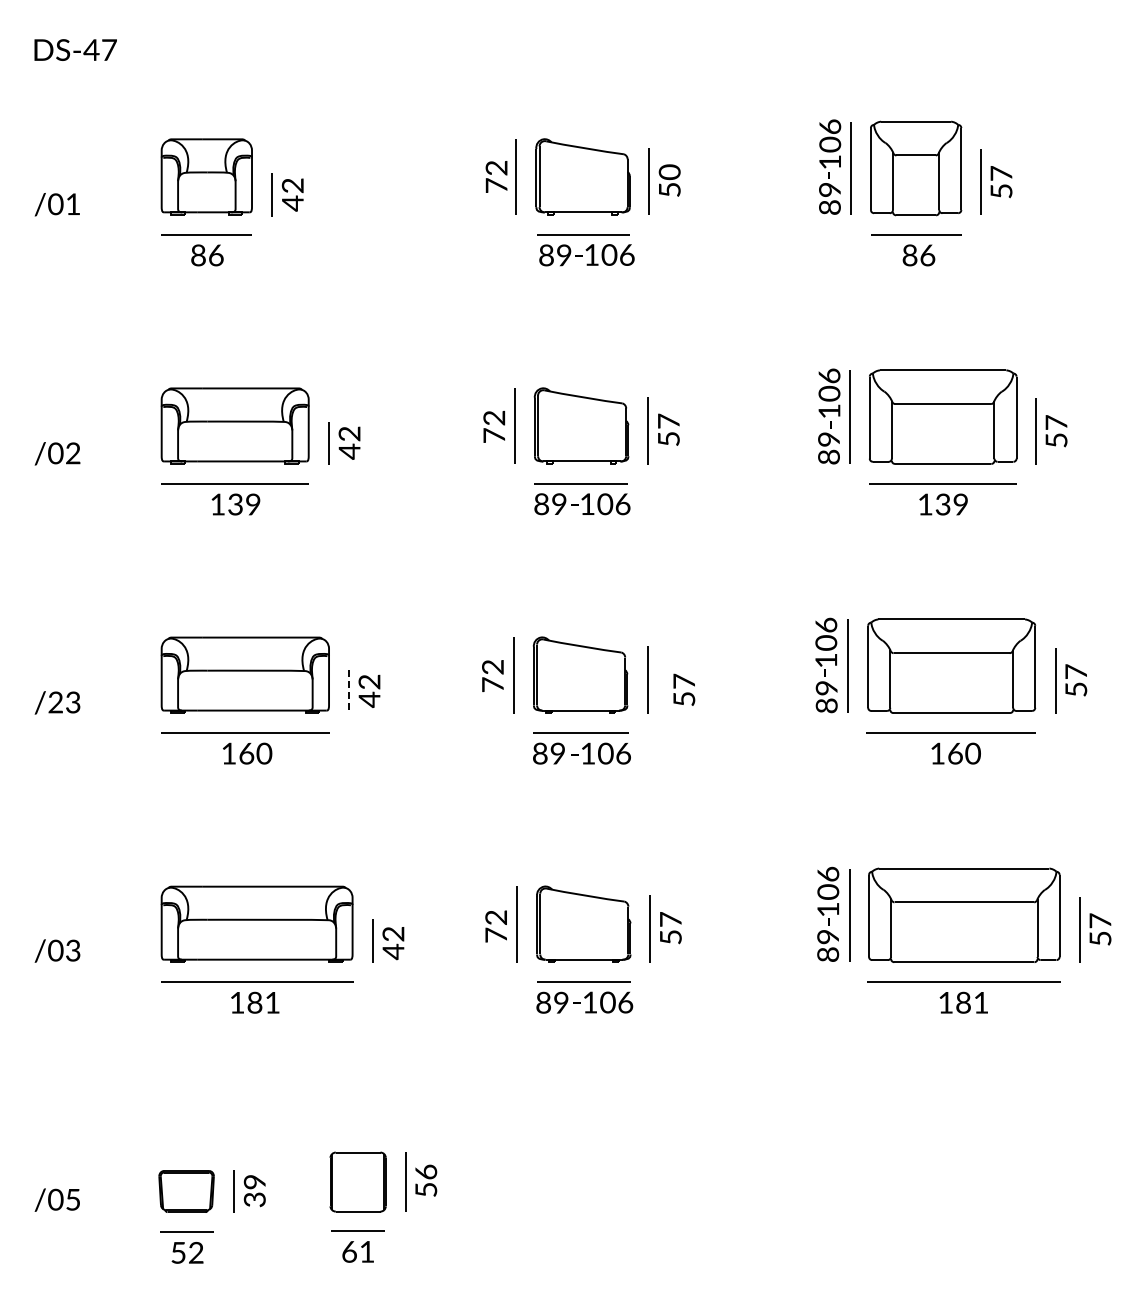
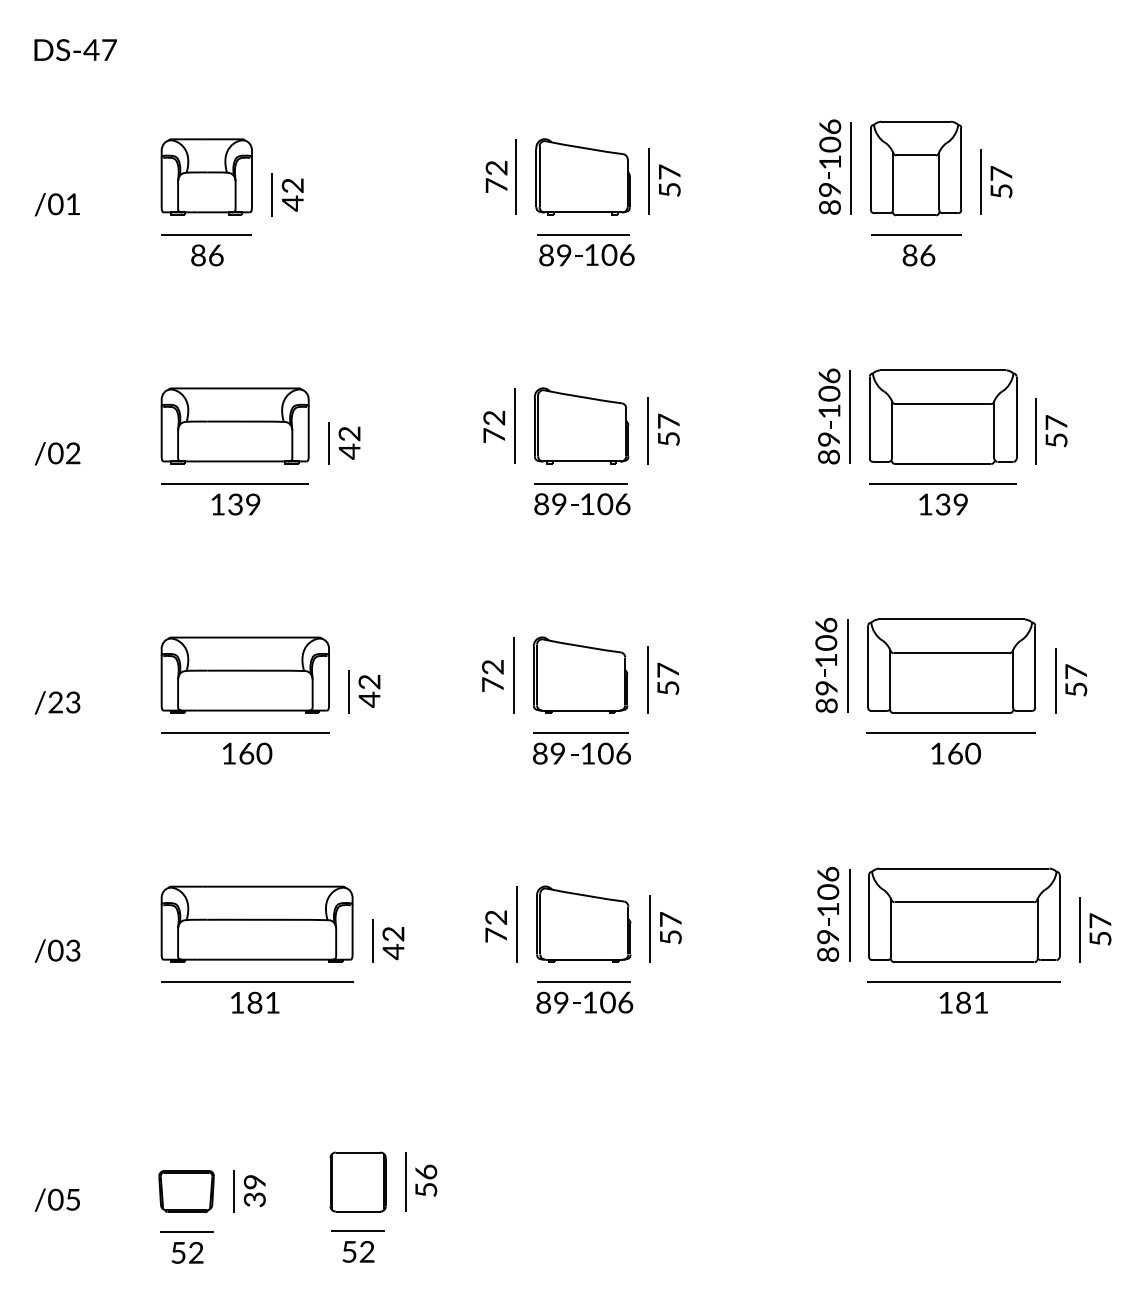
text: 50 -> 57 (669, 172)
text position: (684, 689) -> (668, 678) (668, 678)
line: dashed -> solid (348, 691)
text: 61 -> 52 (358, 1251)
